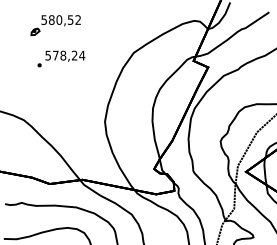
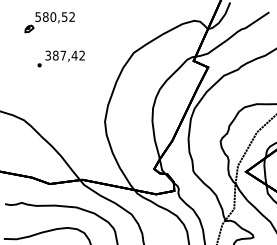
part position: (55, 25) -> (49, 22) (49, 22)
text: 578,24 -> 387,42 (65, 55)
